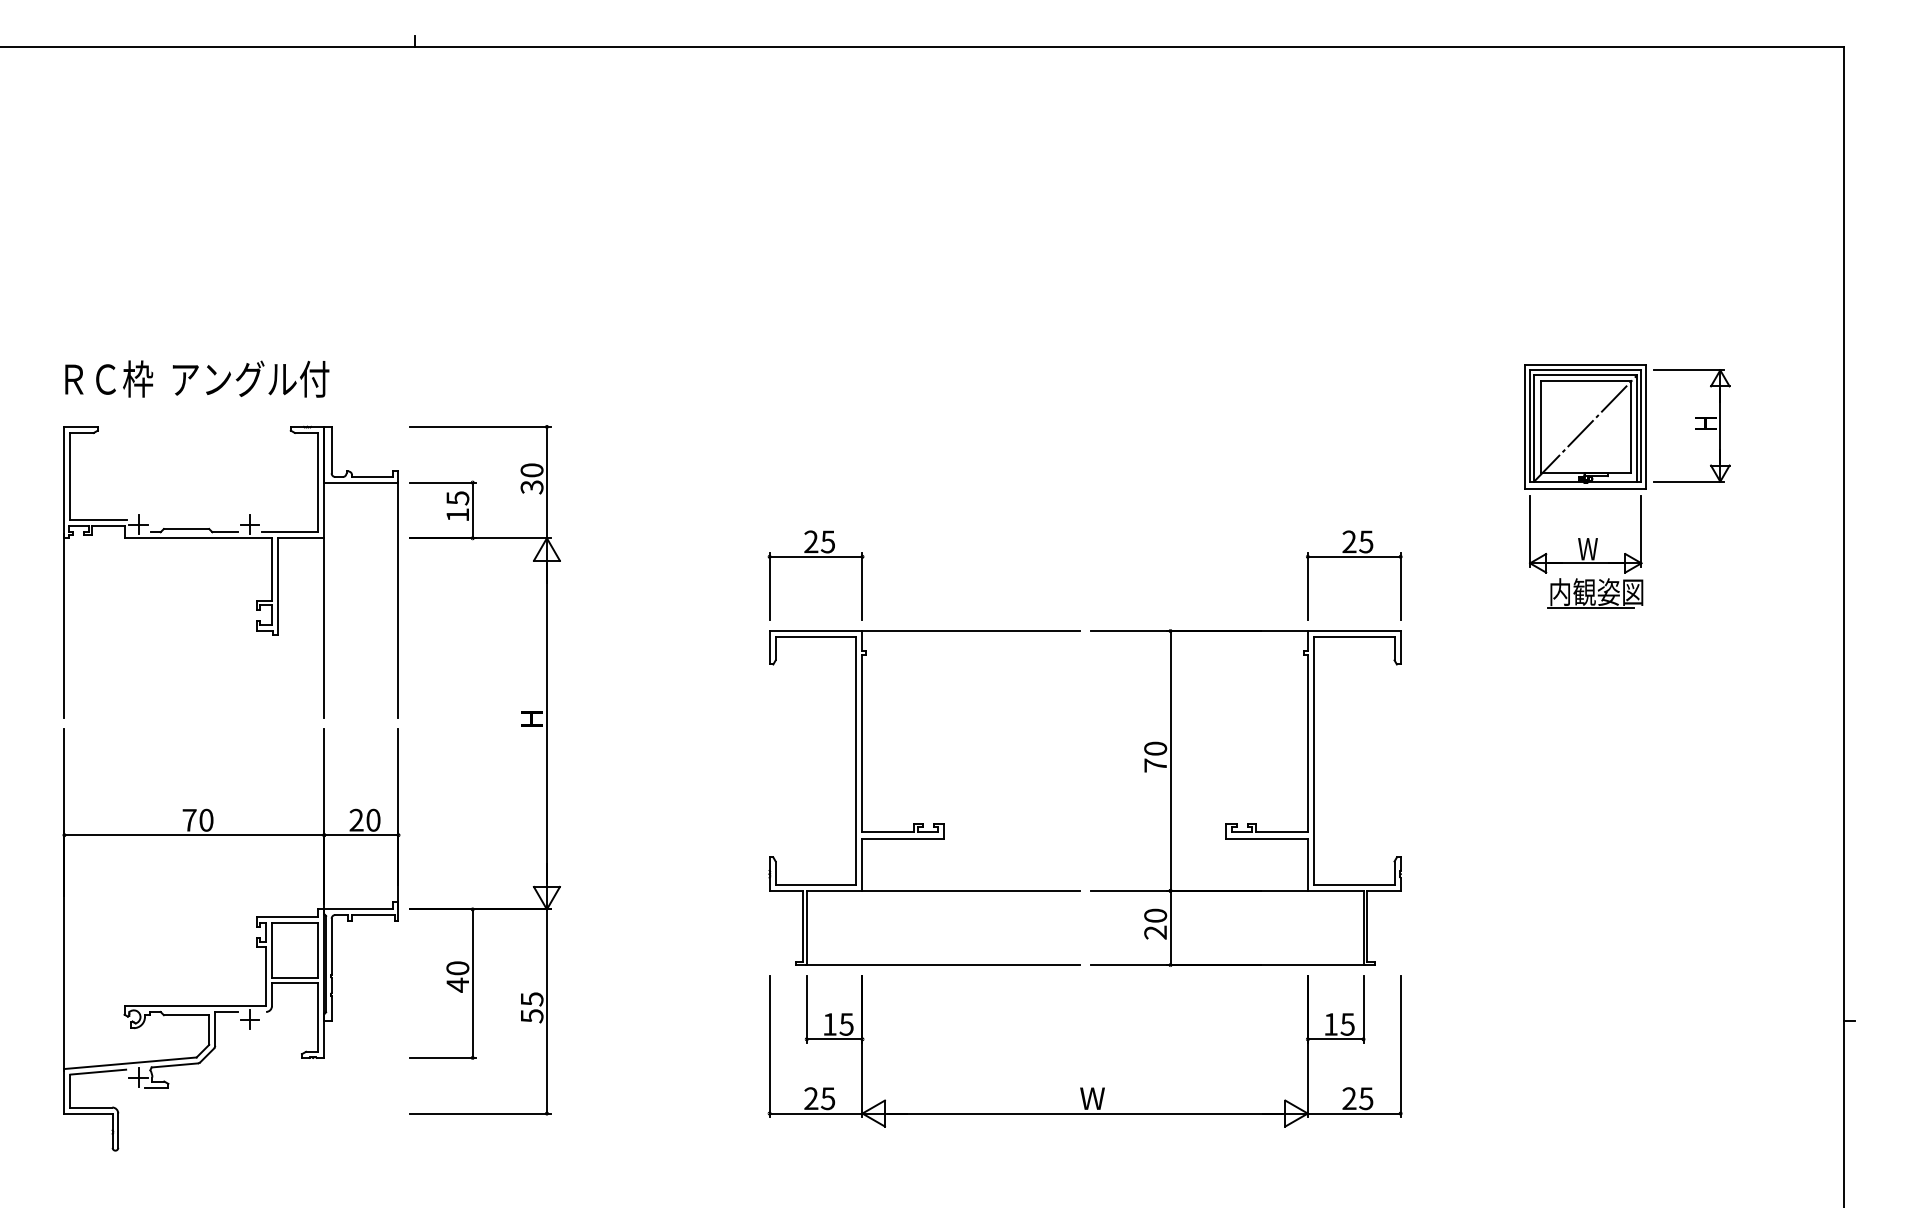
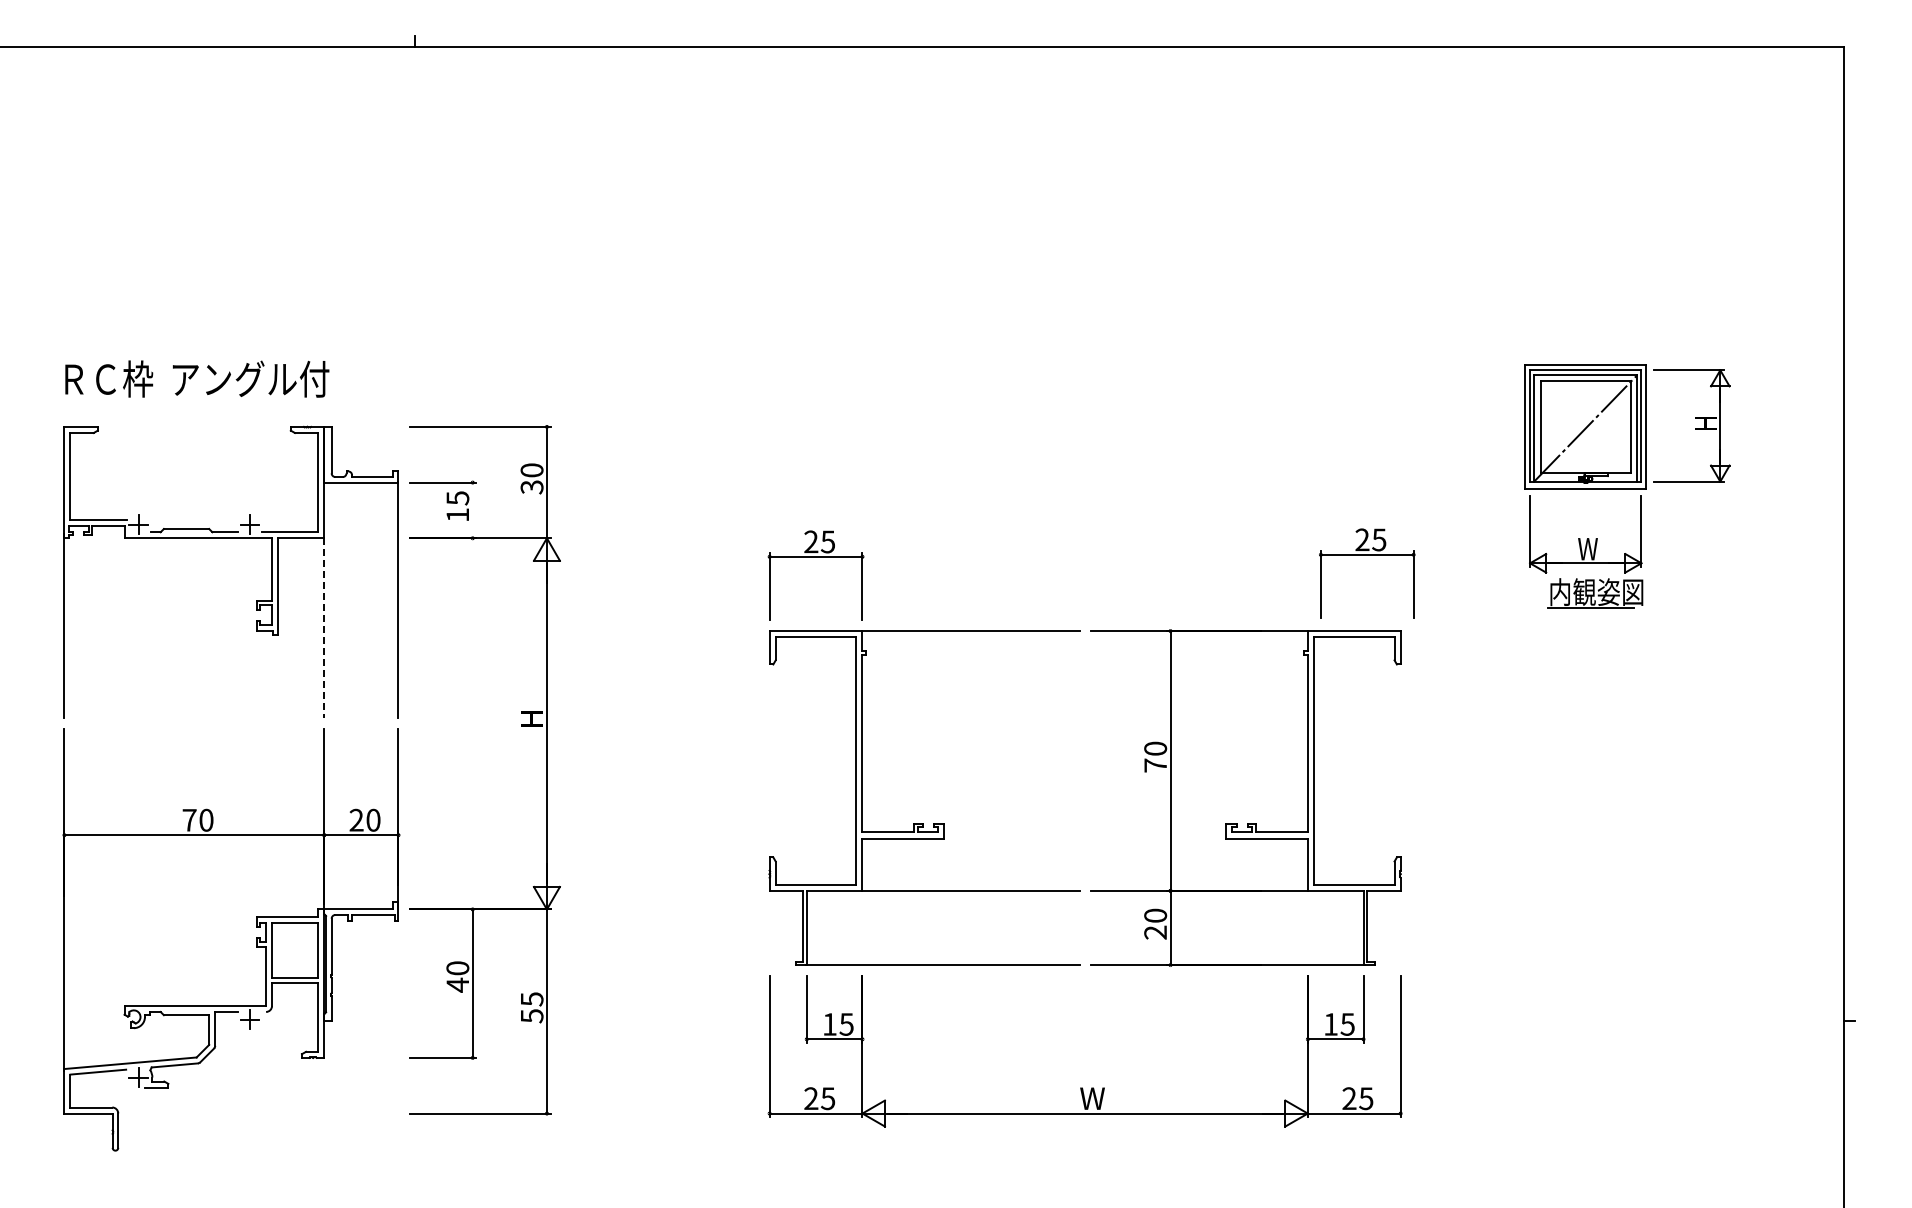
line: present -> none (472, 510)
part position: (1354, 557) -> (1367, 555) (1367, 555)
line: solid -> dashed (324, 628)
